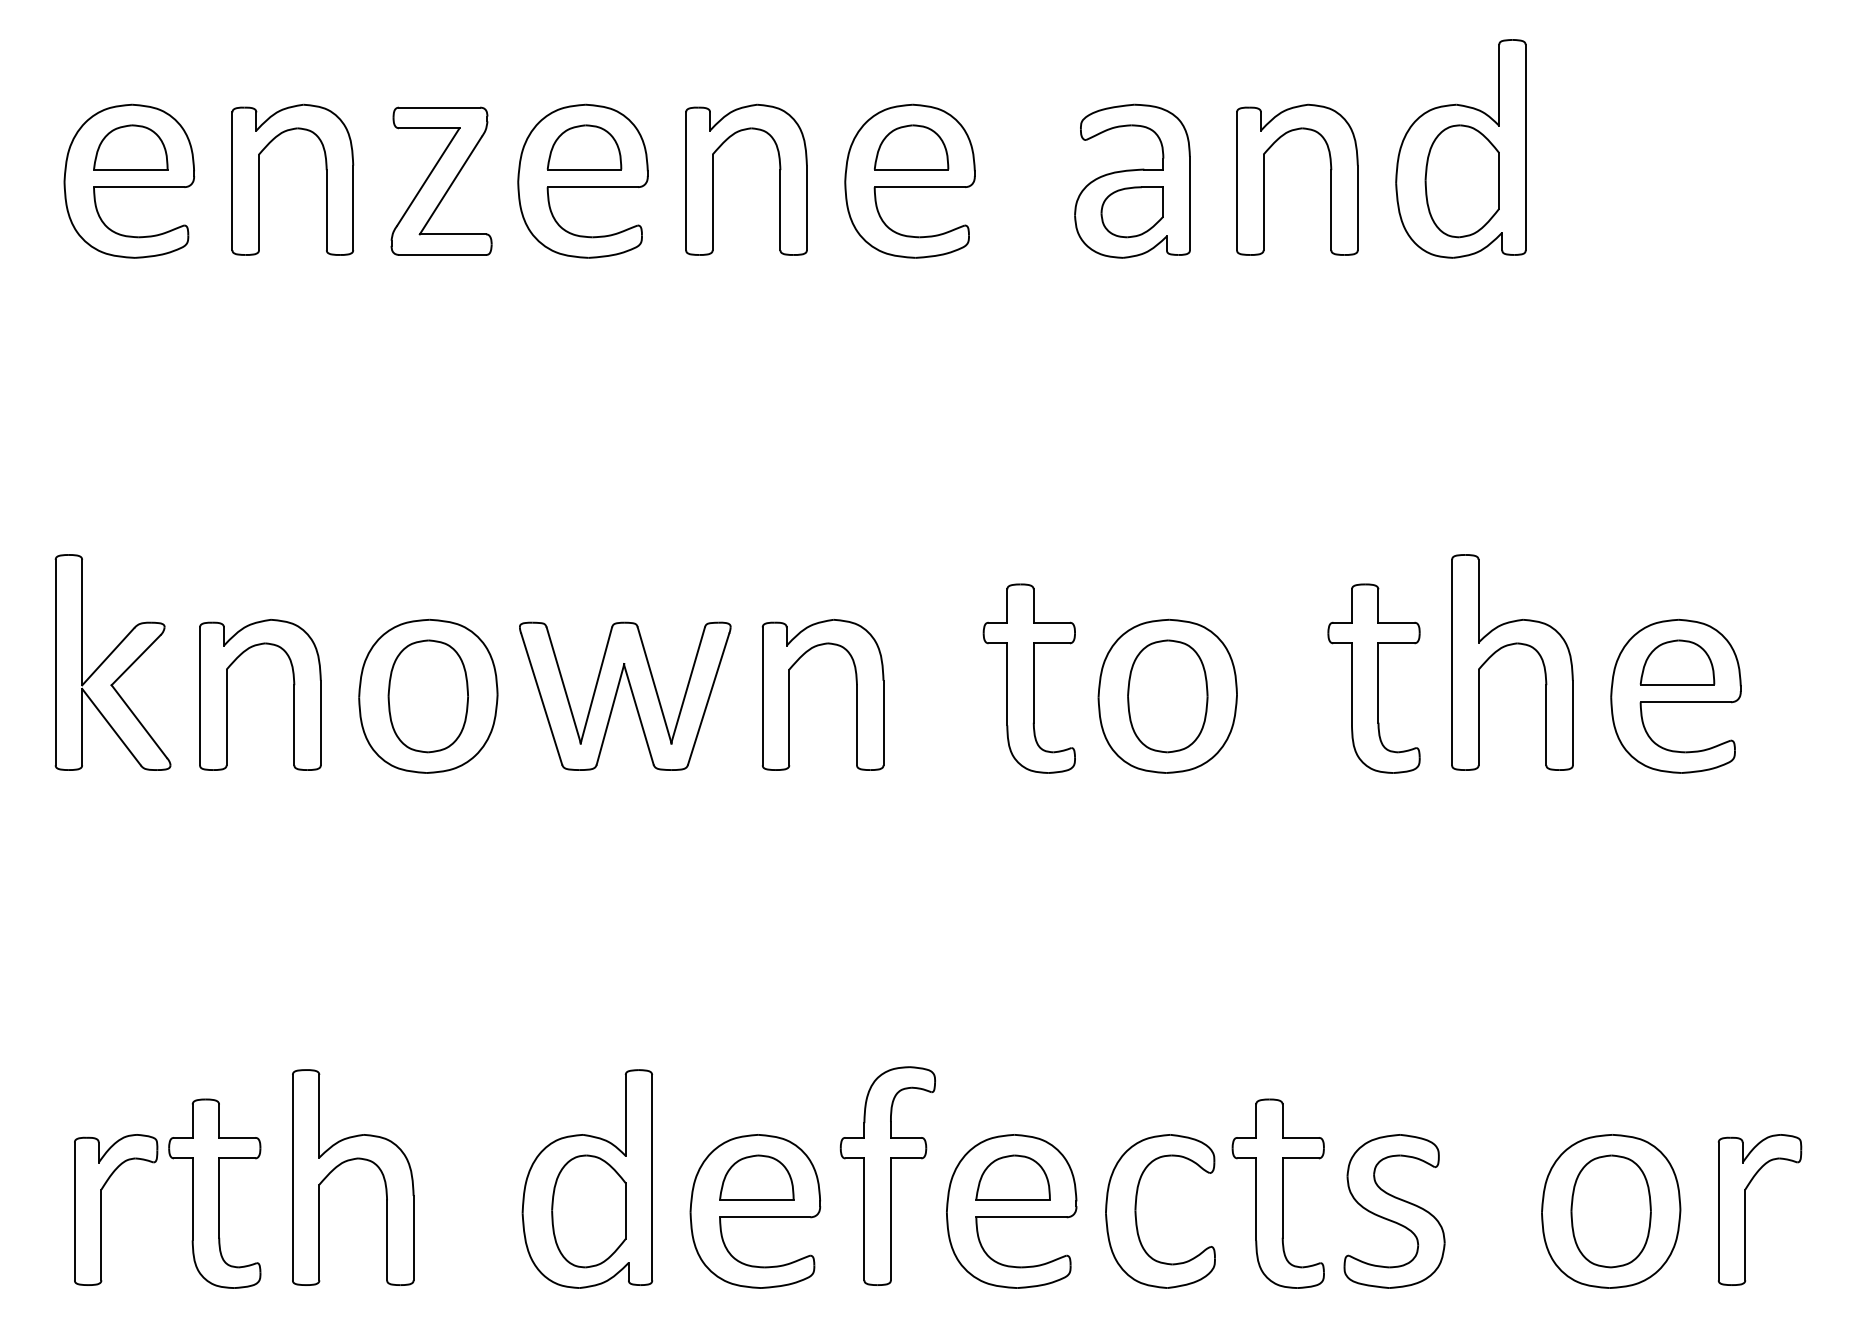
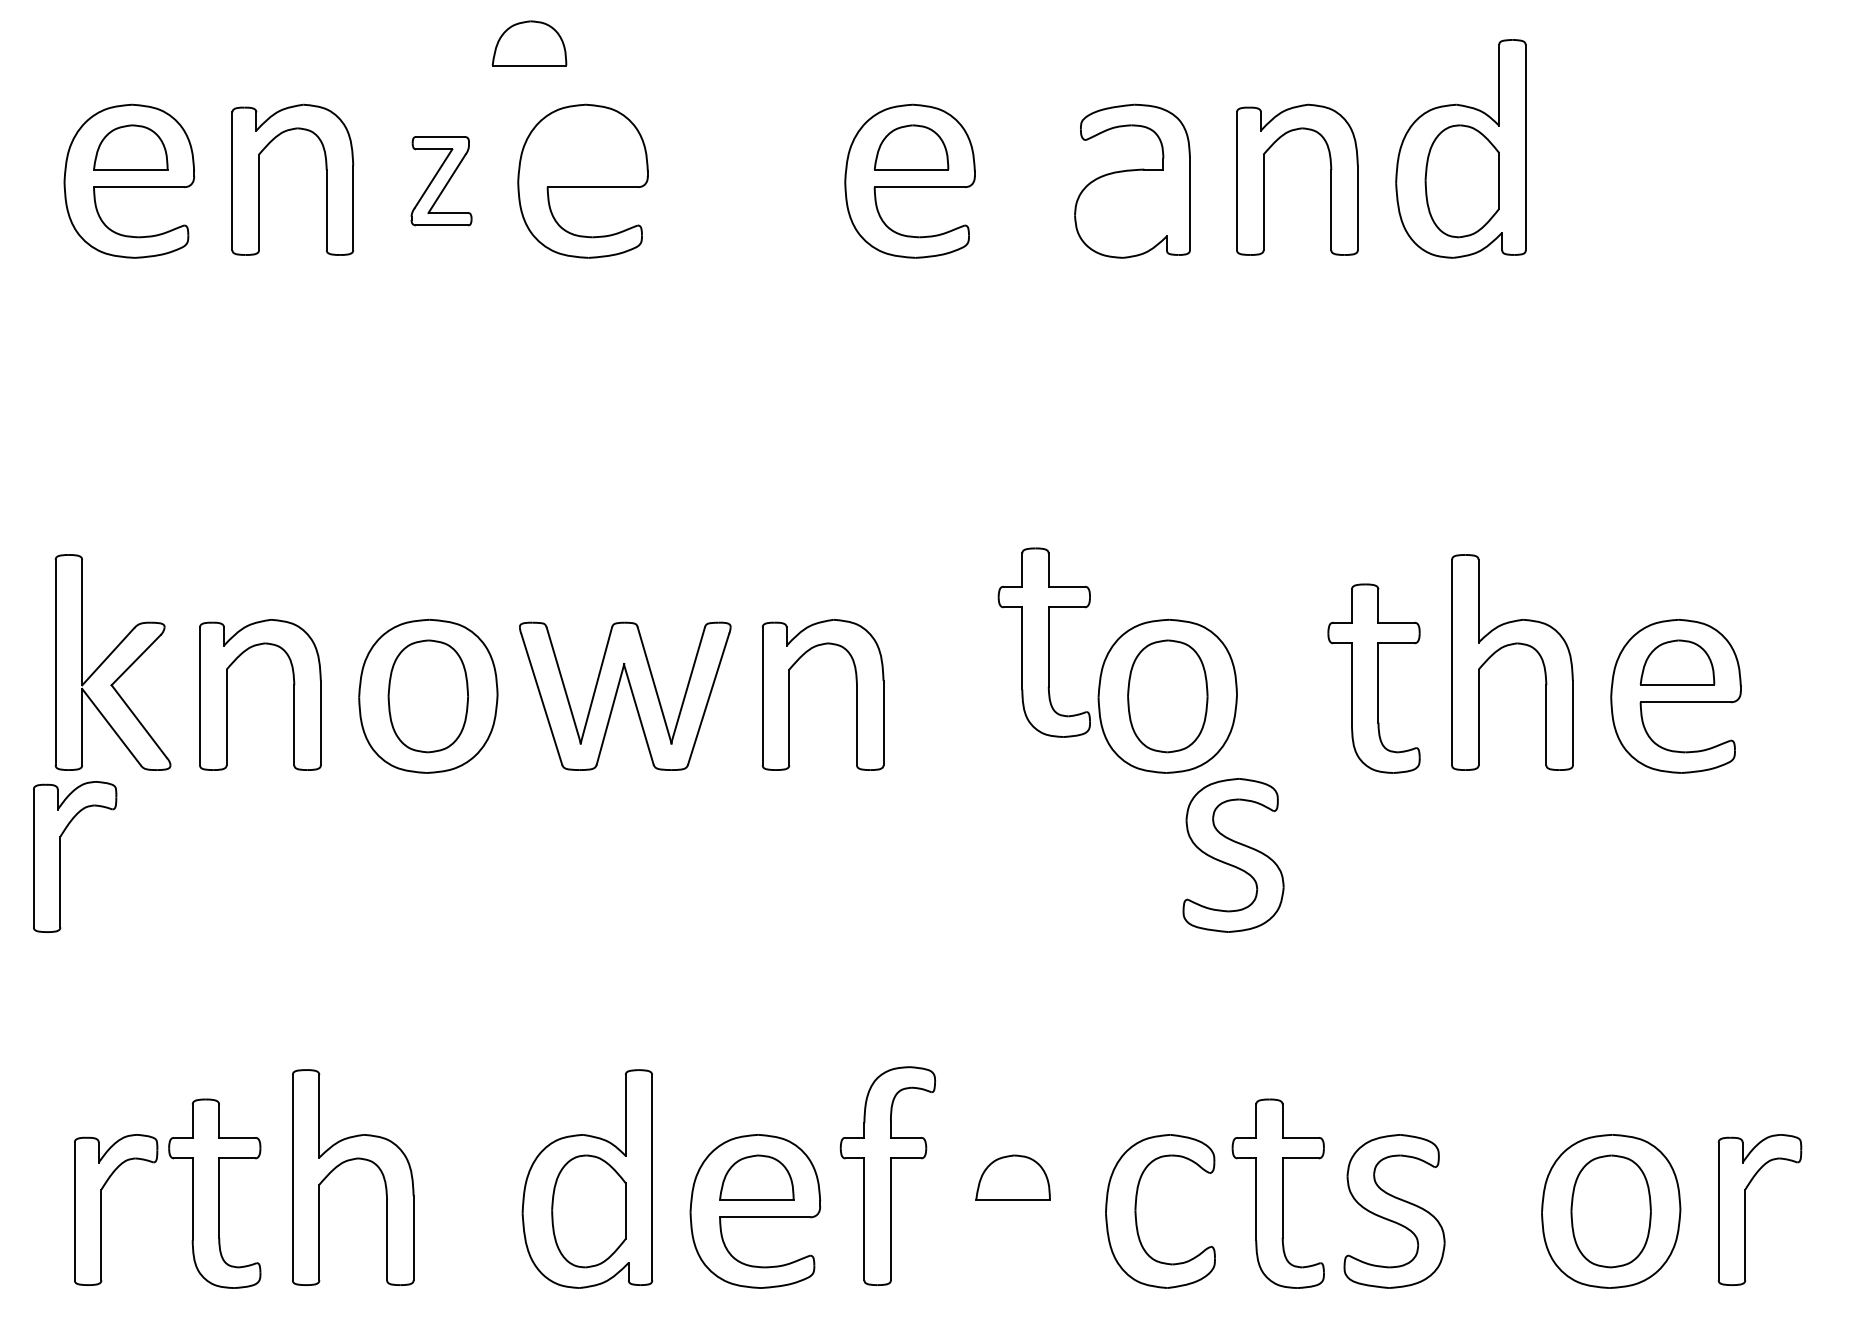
part position: (584, 147) -> (529, 43) (529, 43)
part: present -> none (713, 179)
part size: 103x150 px -> 63x91 px (441, 181)
part: present -> none (1131, 212)
part position: (1028, 678) -> (1043, 642) (1043, 642)
part: none -> present (1233, 855)
part: none -> present (60, 856)
part: present -> none (1011, 1211)
